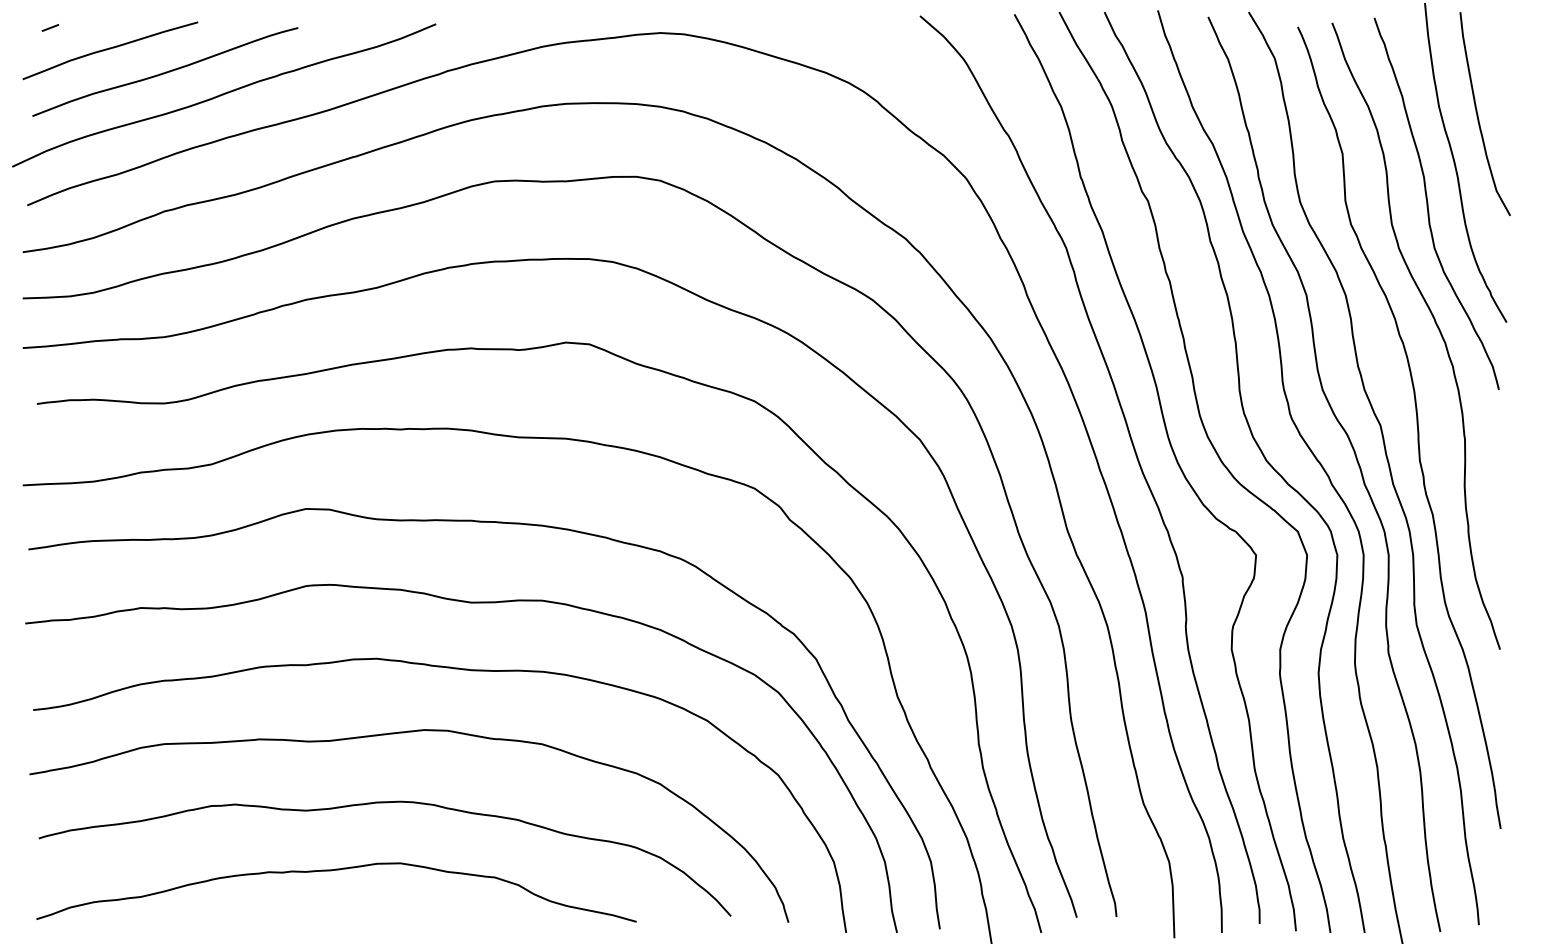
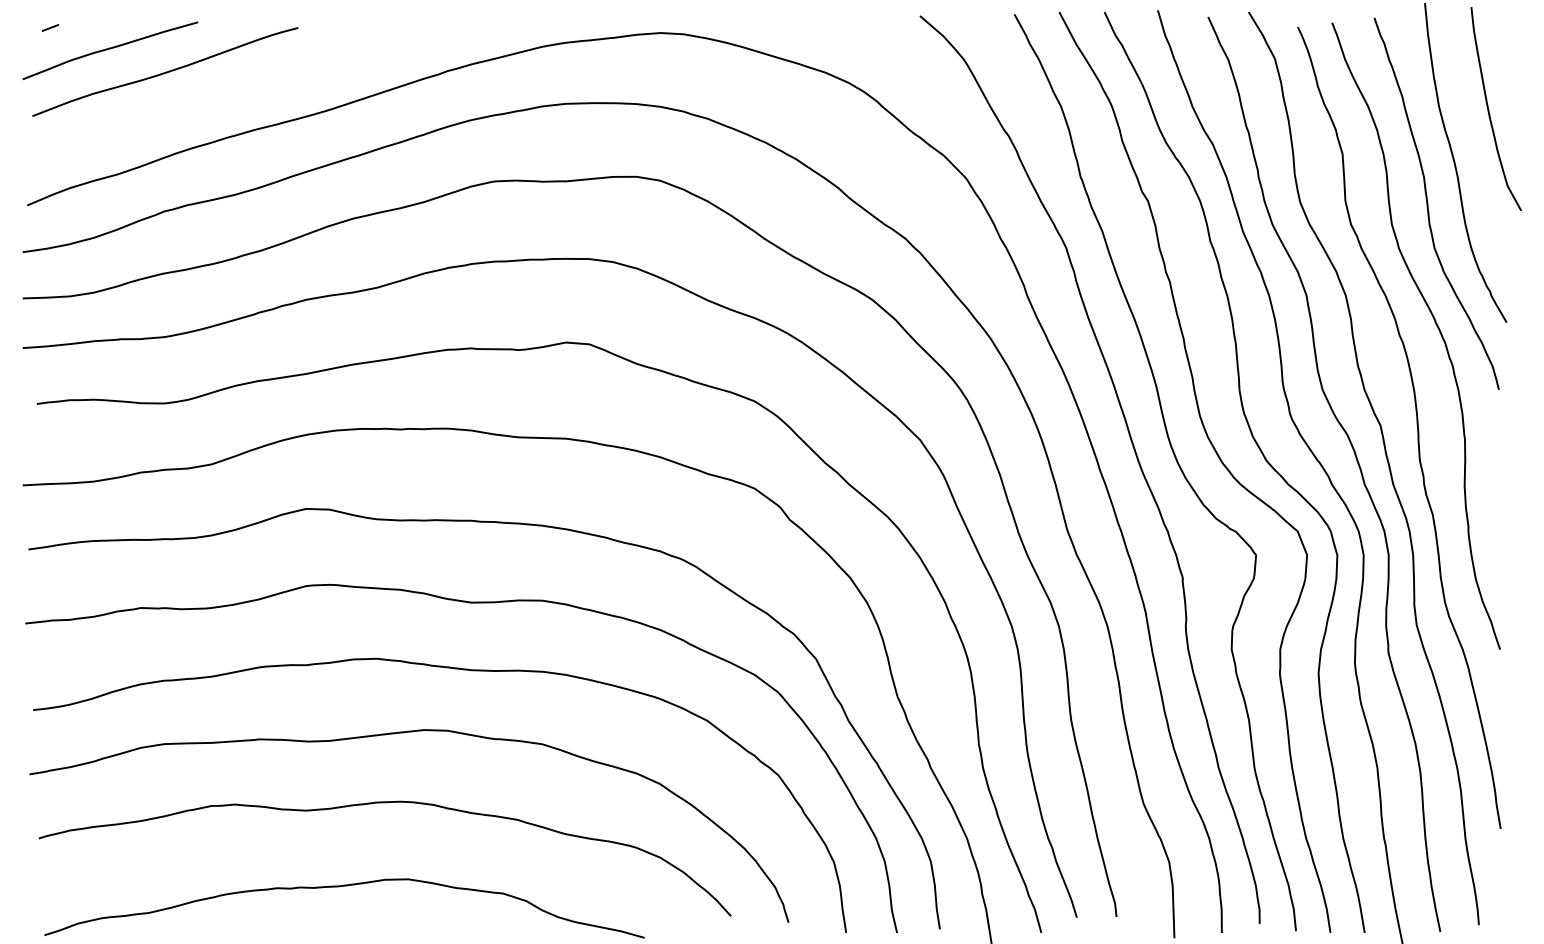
curve: present -> none (224, 94)
curve position: (1478, 114) -> (1489, 109) (1489, 109)
curve position: (331, 871) -> (339, 887) (339, 887)
